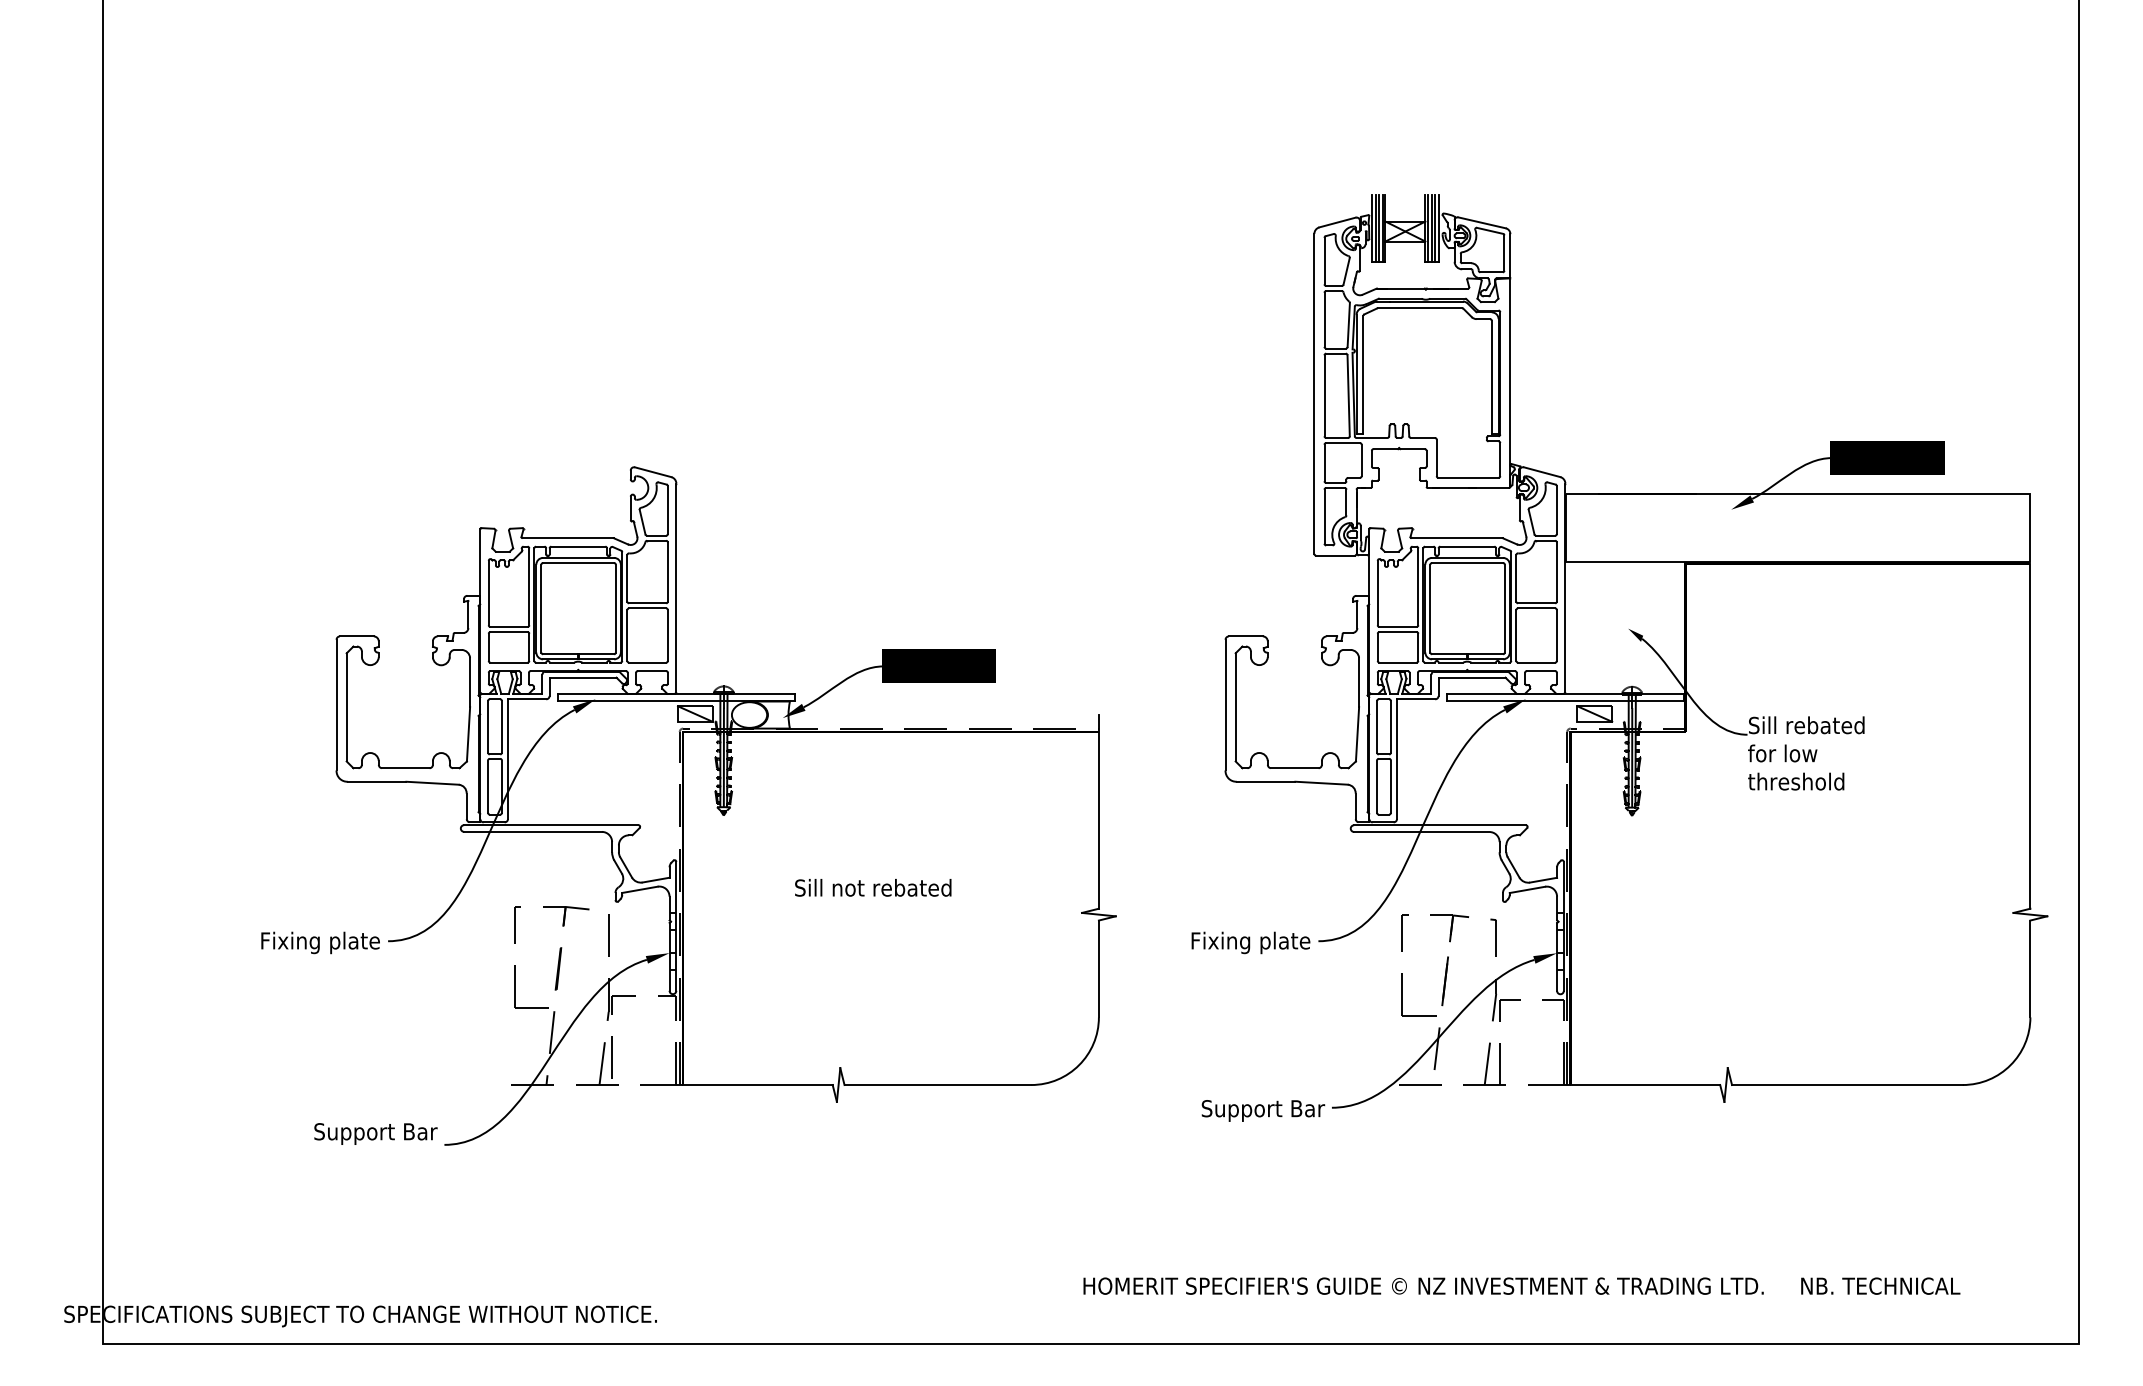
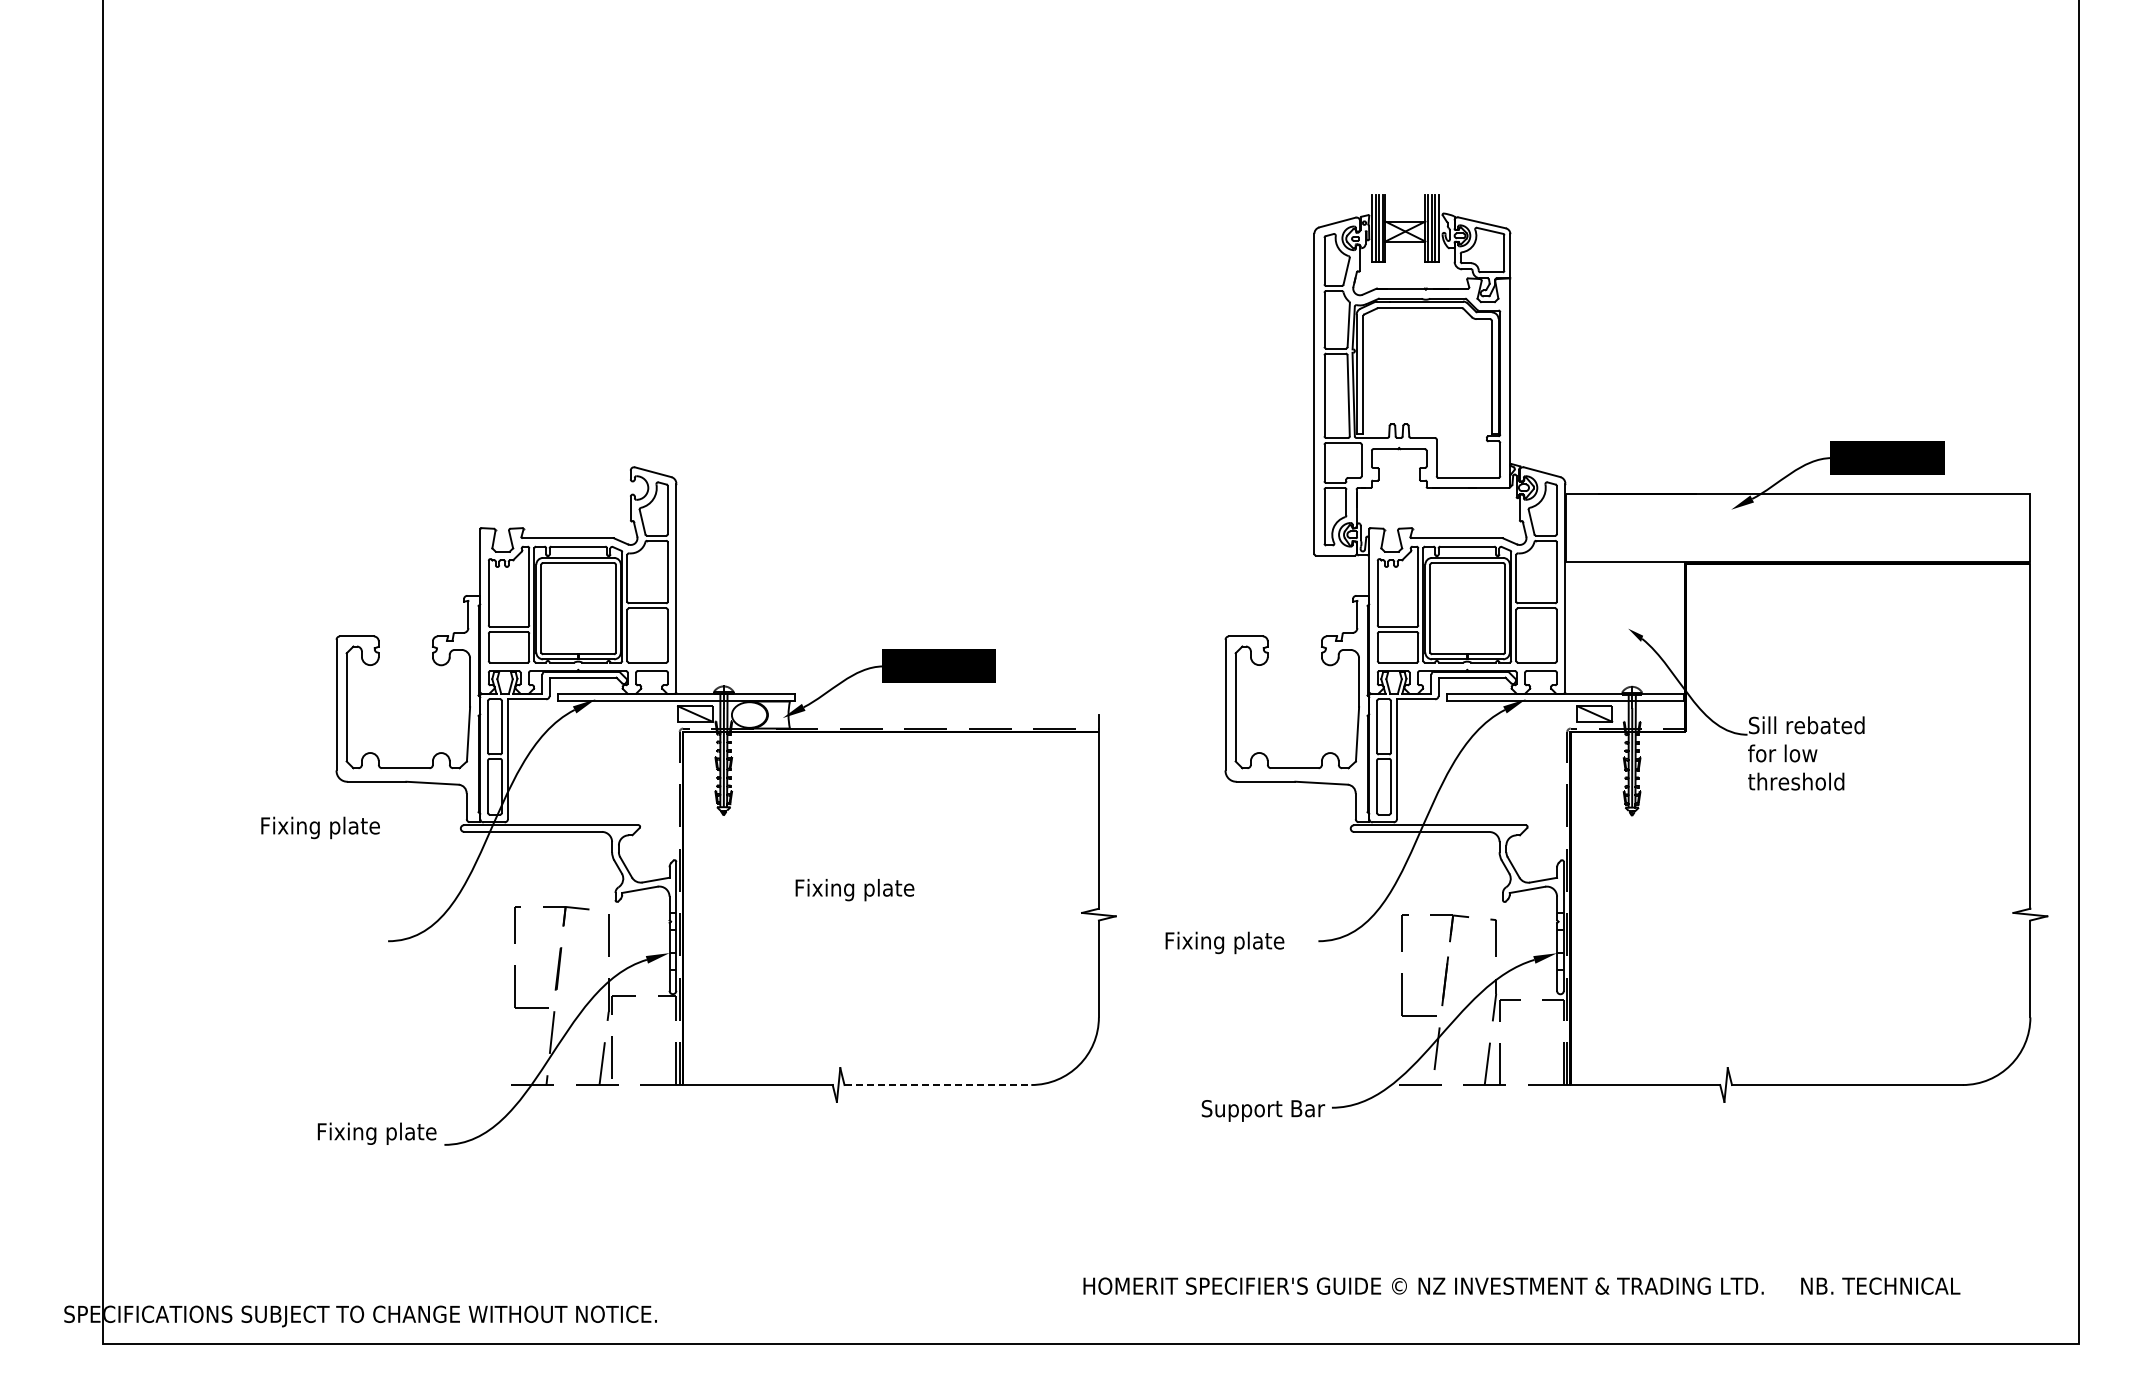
text: Sill not rebated -> Fixing plate (873, 889)
text position: (320, 942) -> (320, 827) (320, 827)
text position: (1250, 942) -> (1224, 942) (1224, 942)
line: solid -> dashed (938, 1085)
text: Support Bar -> Fixing plate (375, 1133)
